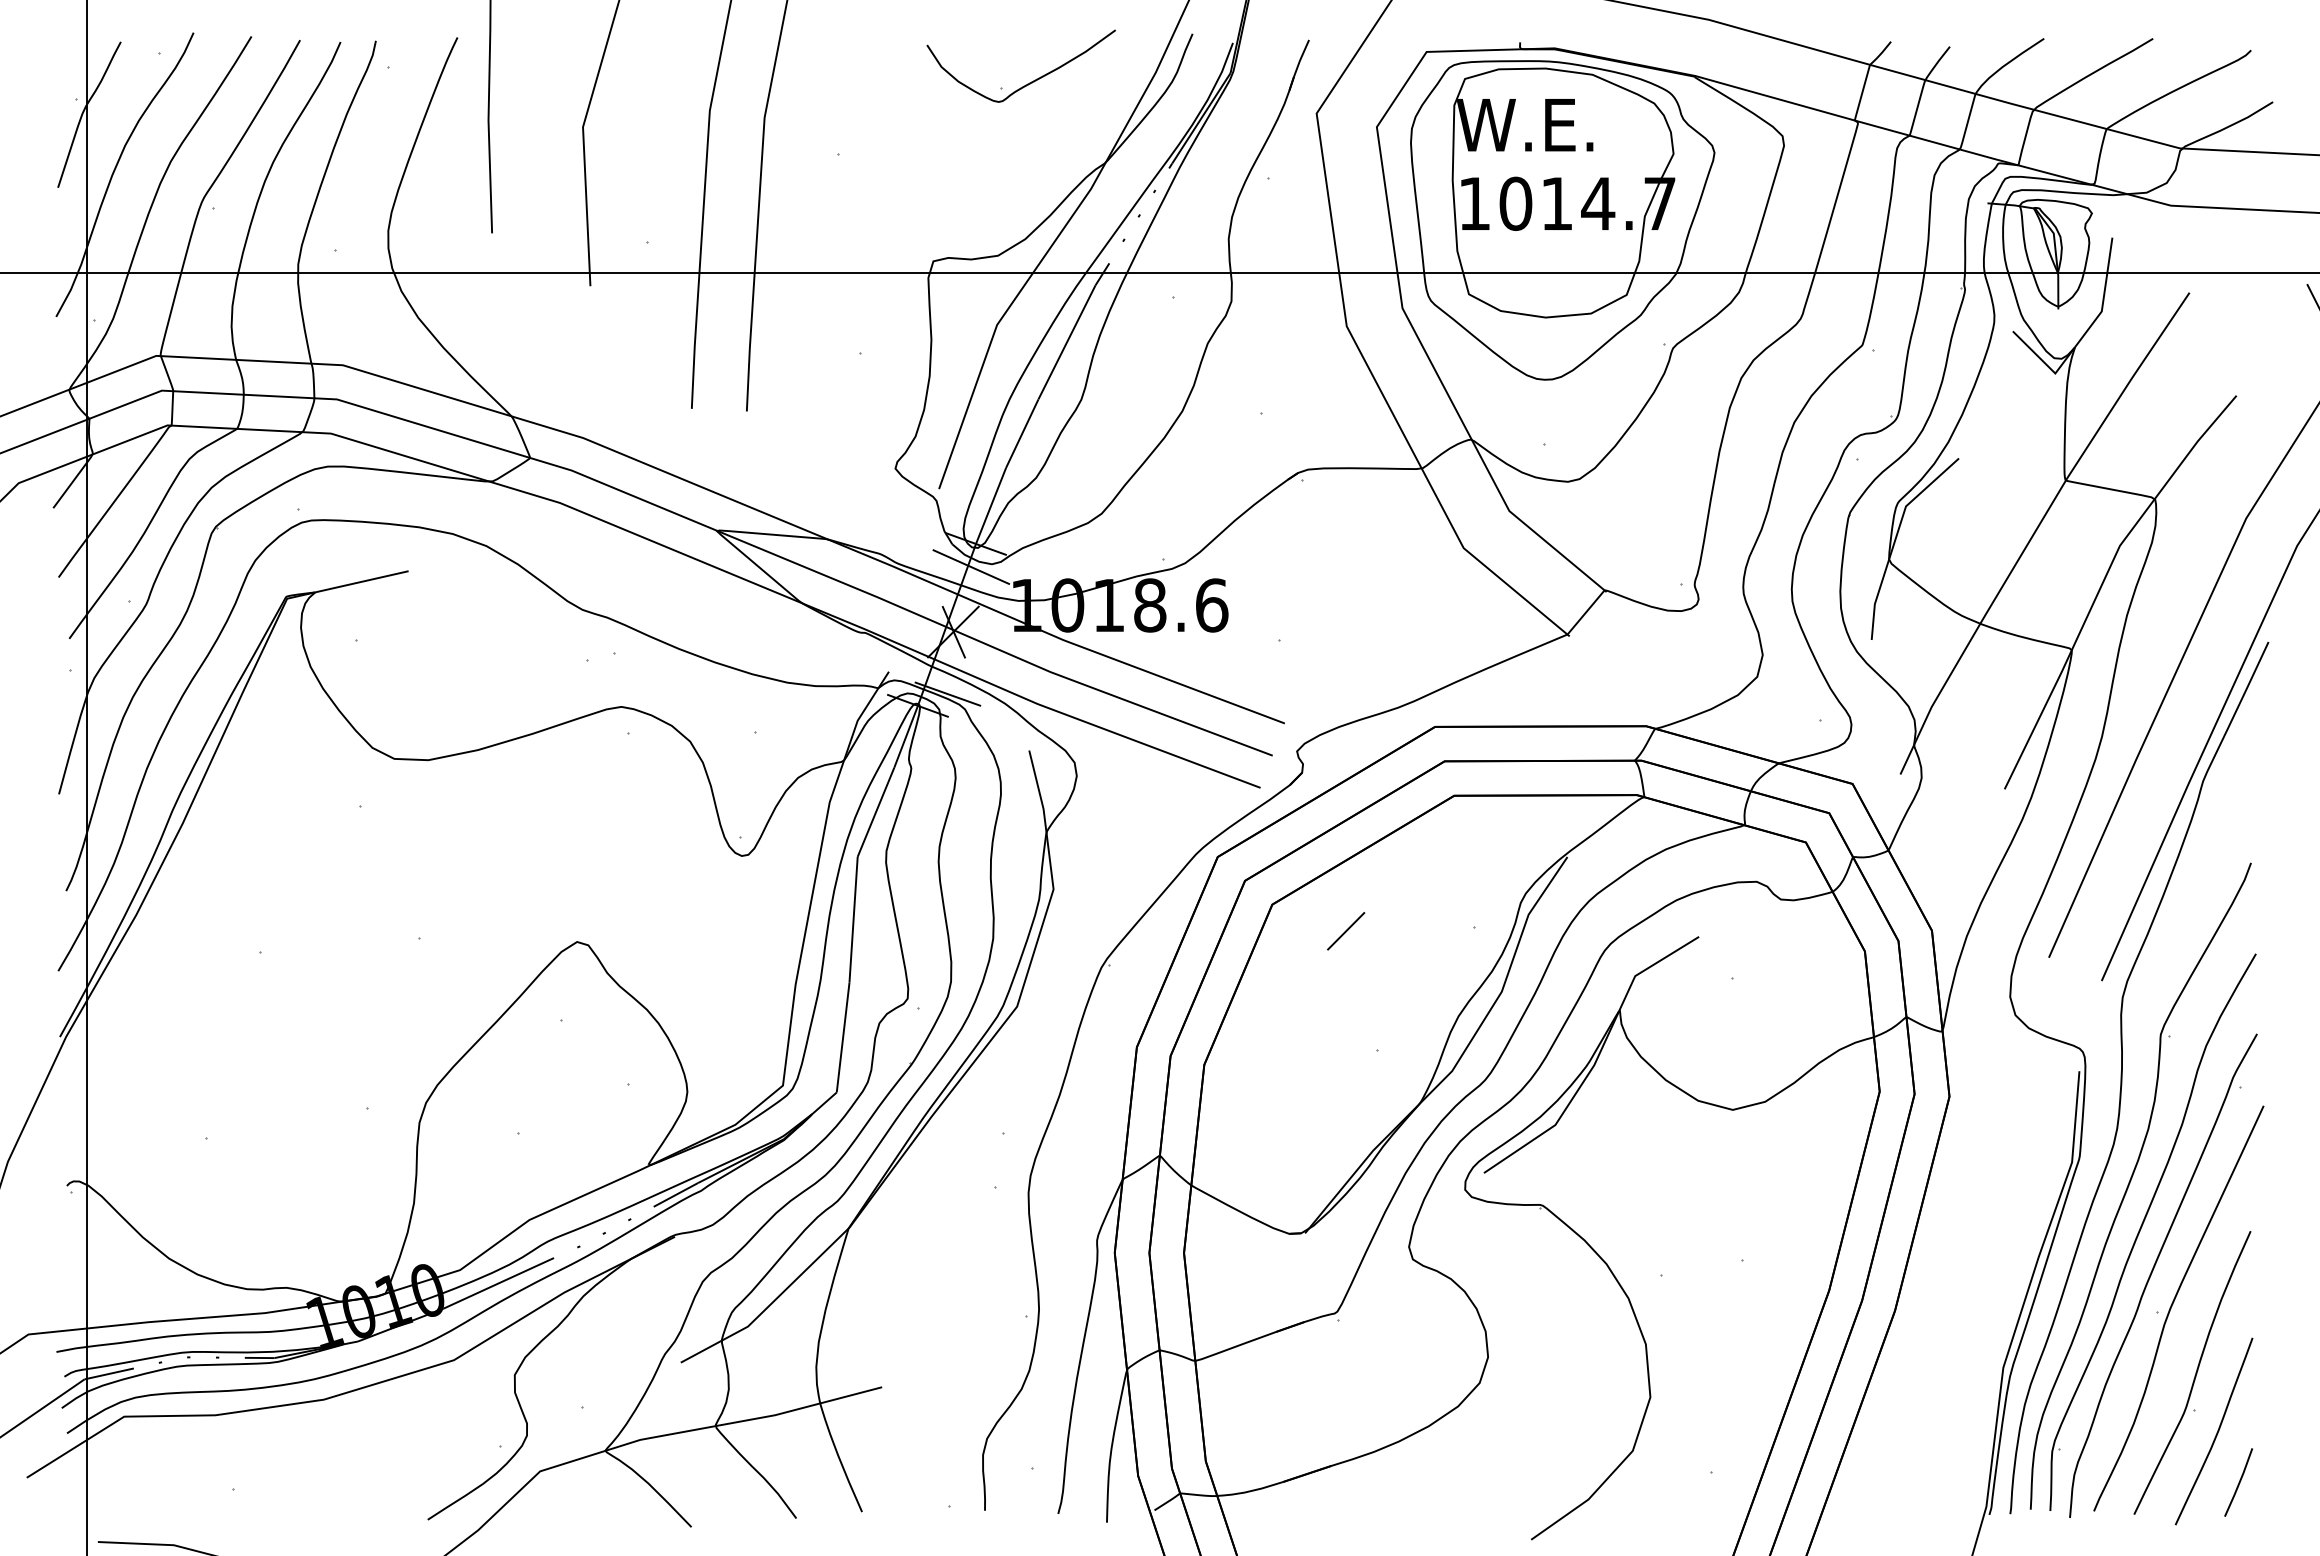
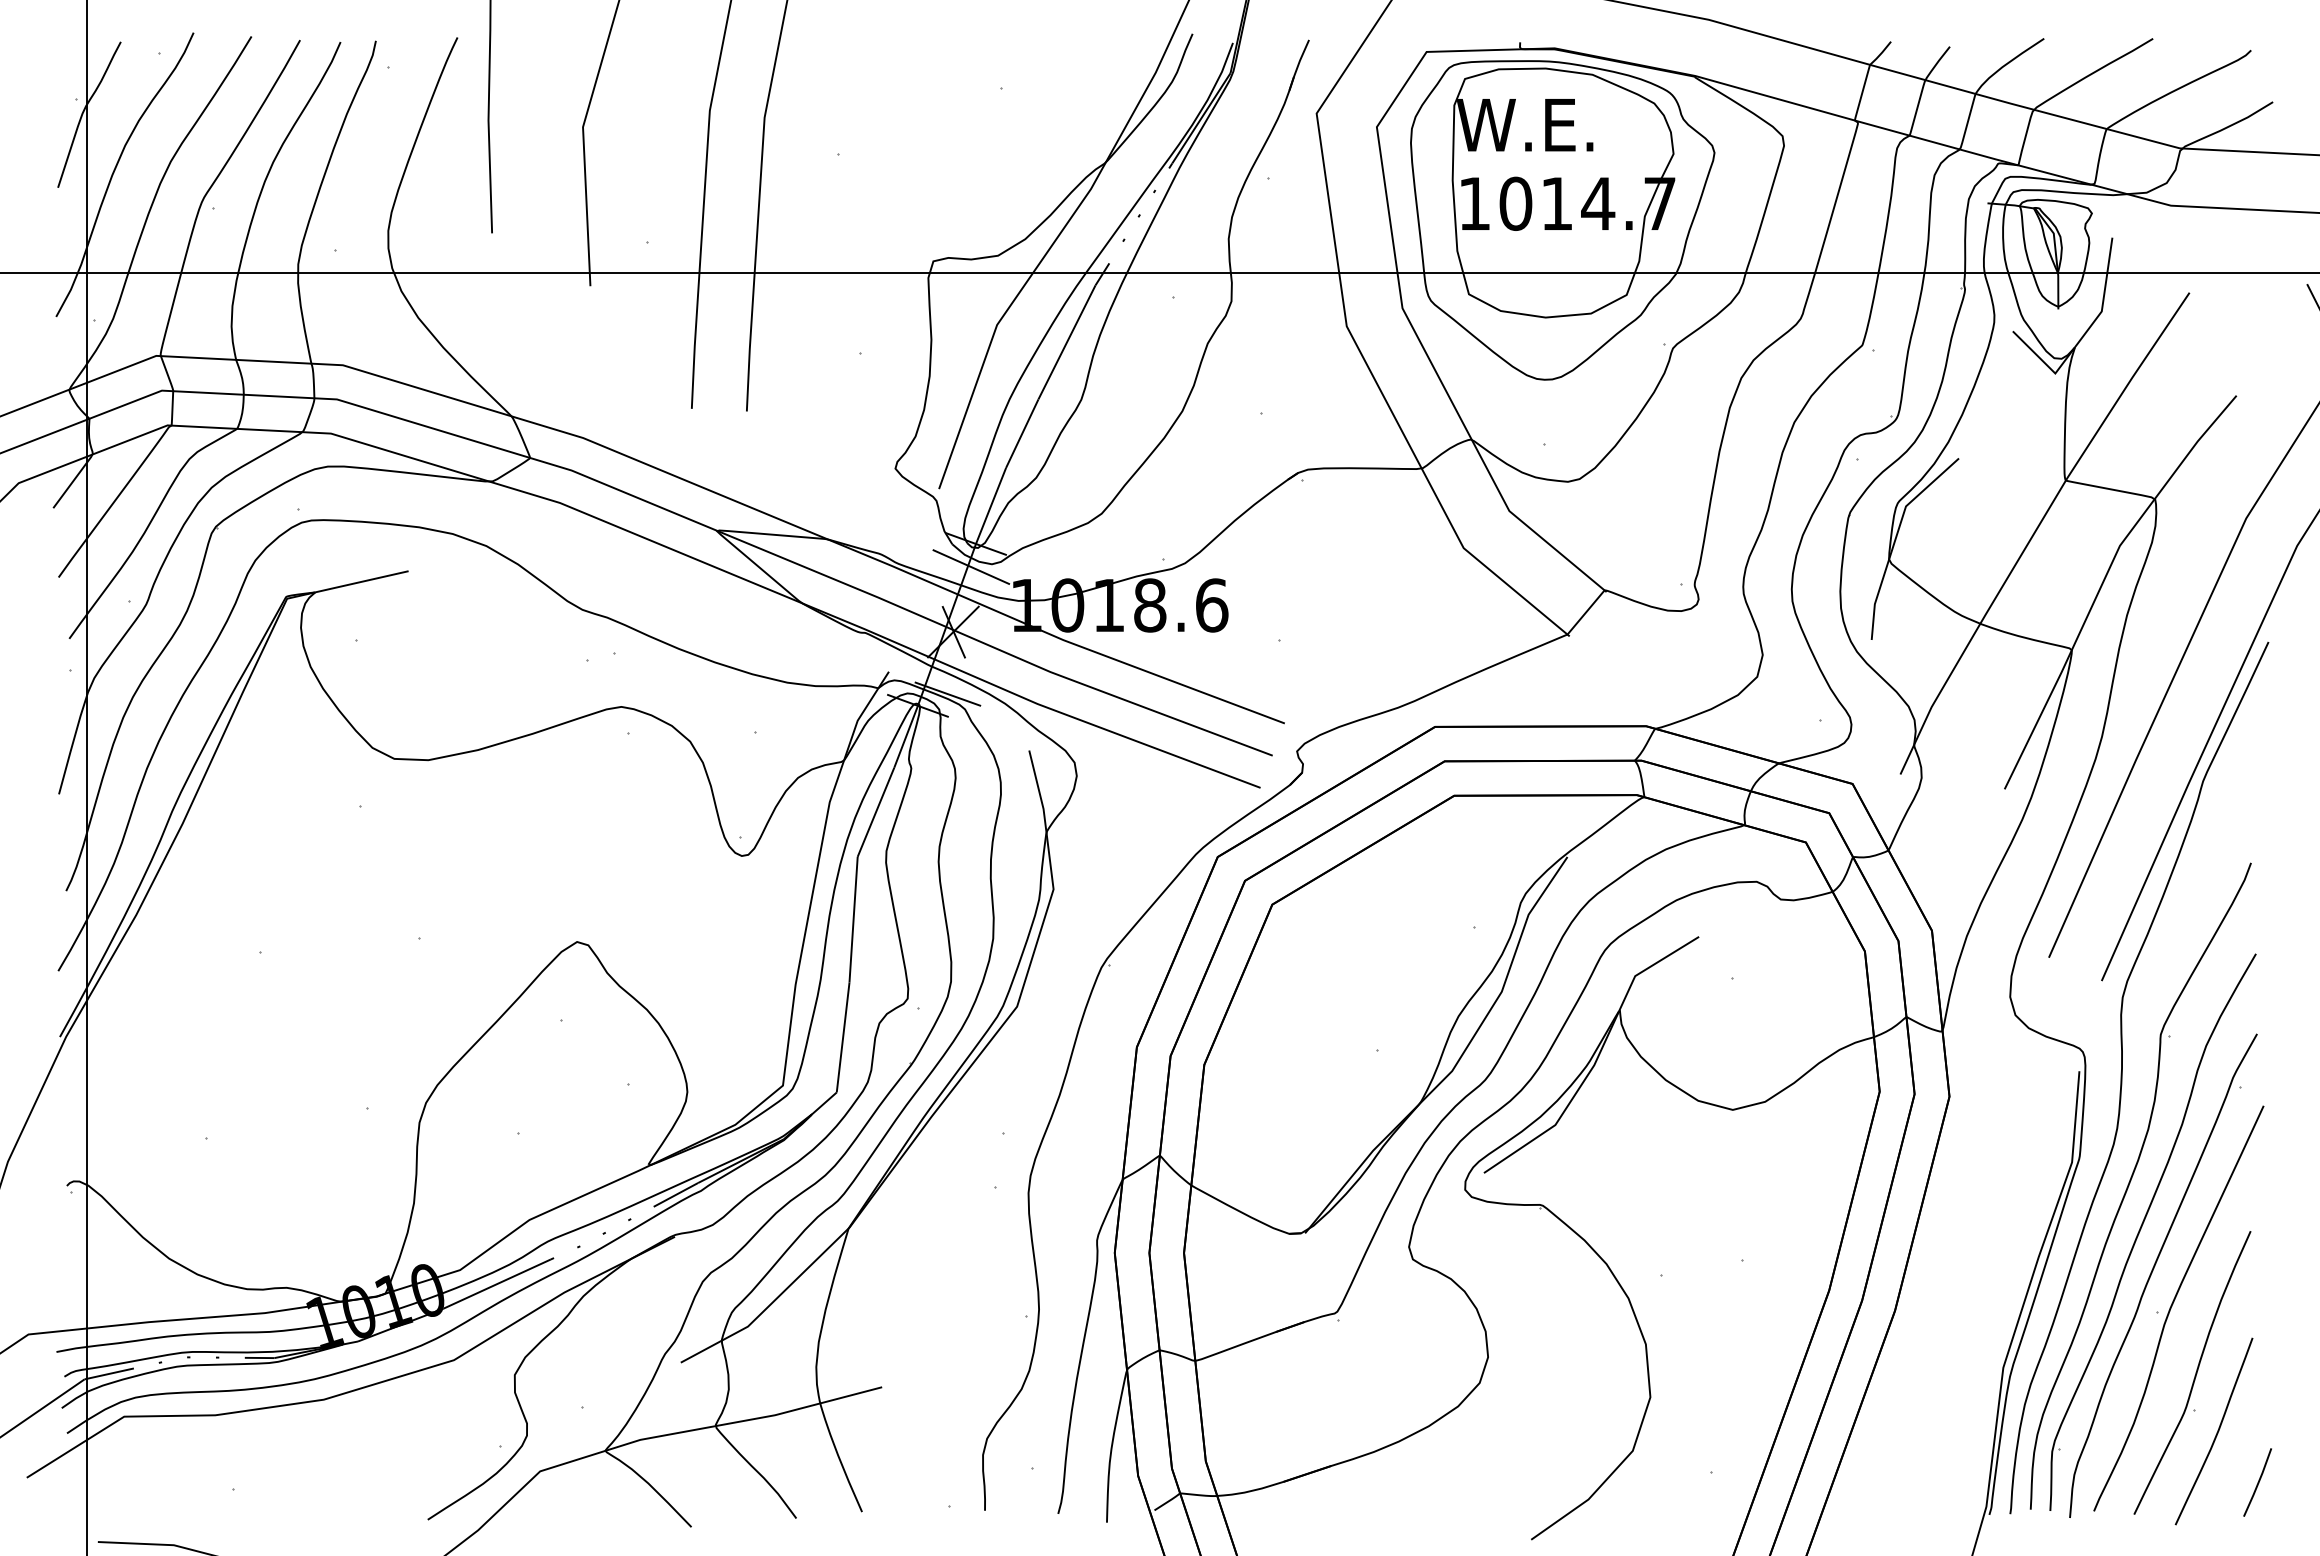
curve: present -> none (1029, 82)
line: present -> none (1346, 931)
line position: (2238, 1482) -> (2257, 1482) (2257, 1482)
